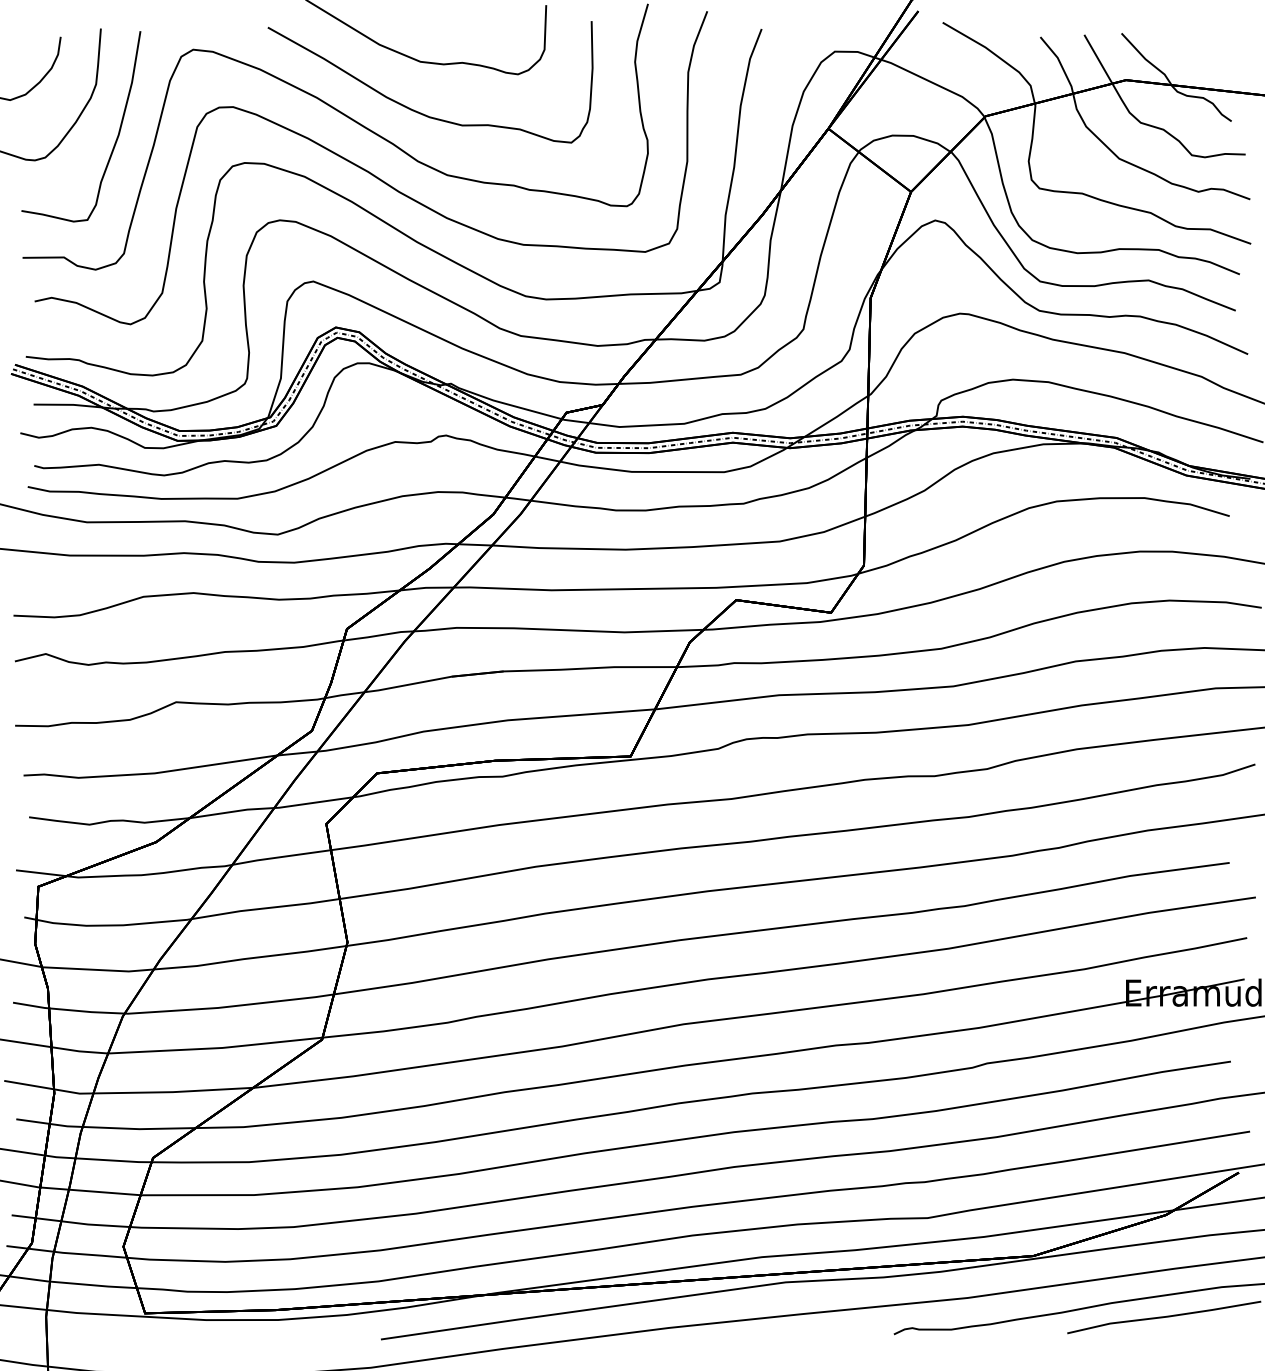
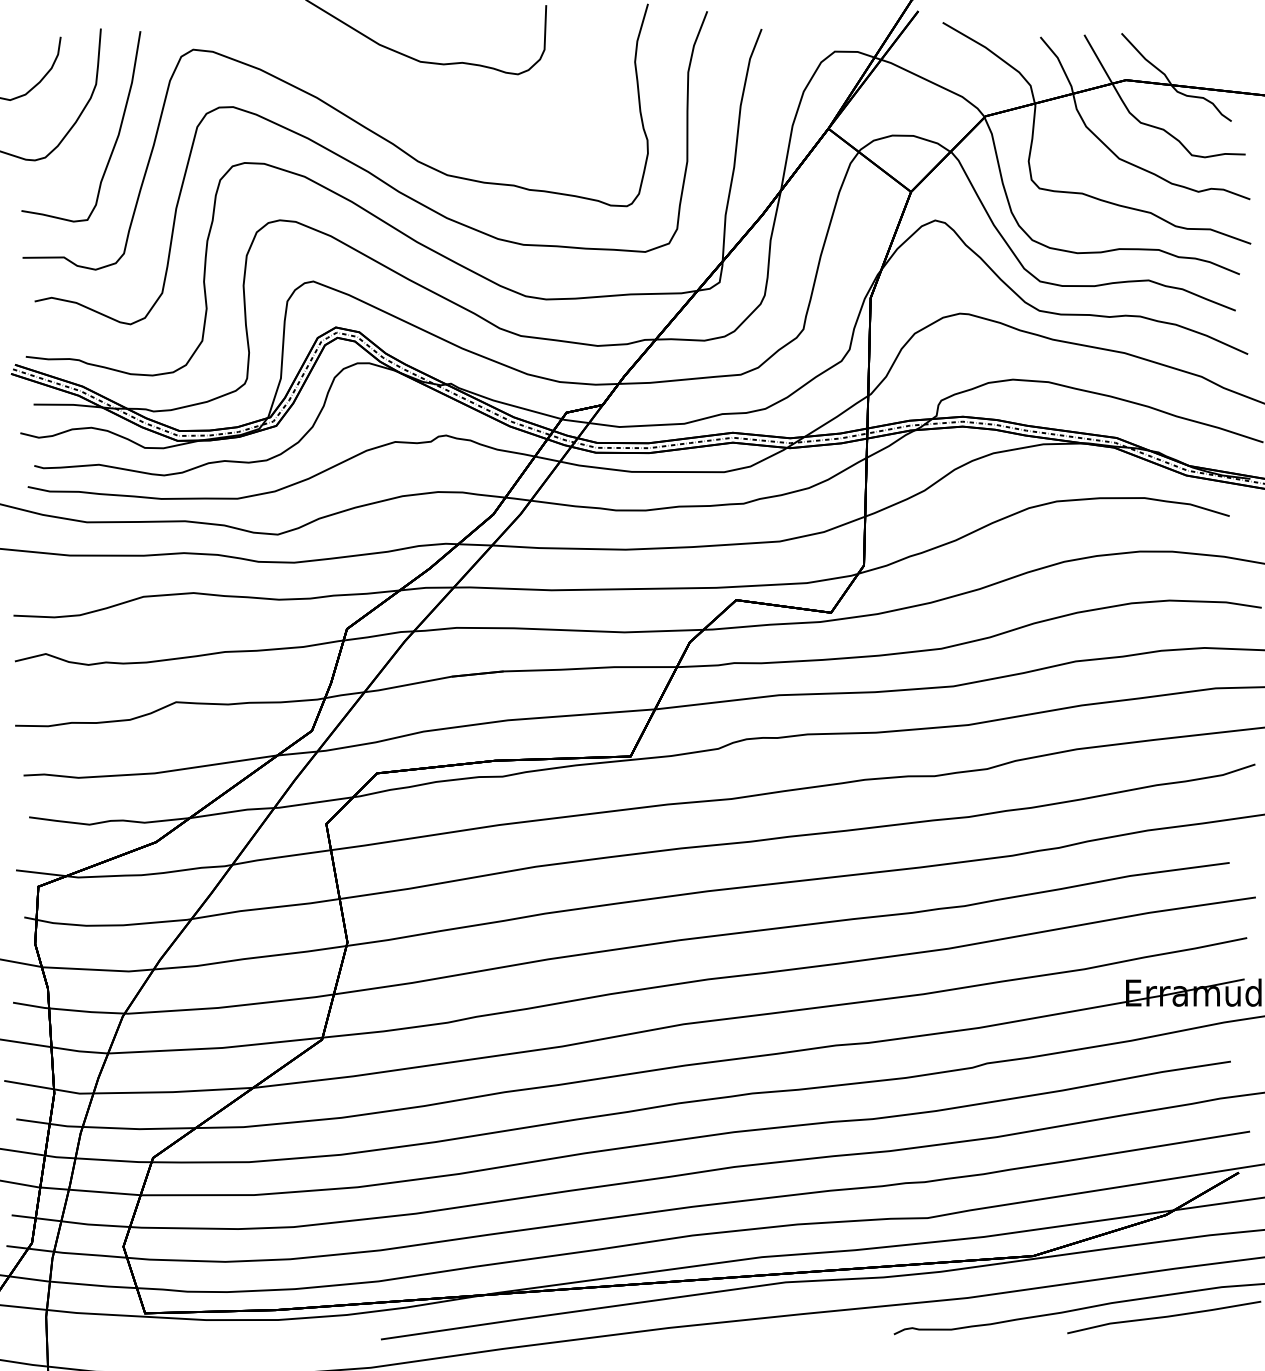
curve: present -> none (416, 110)
